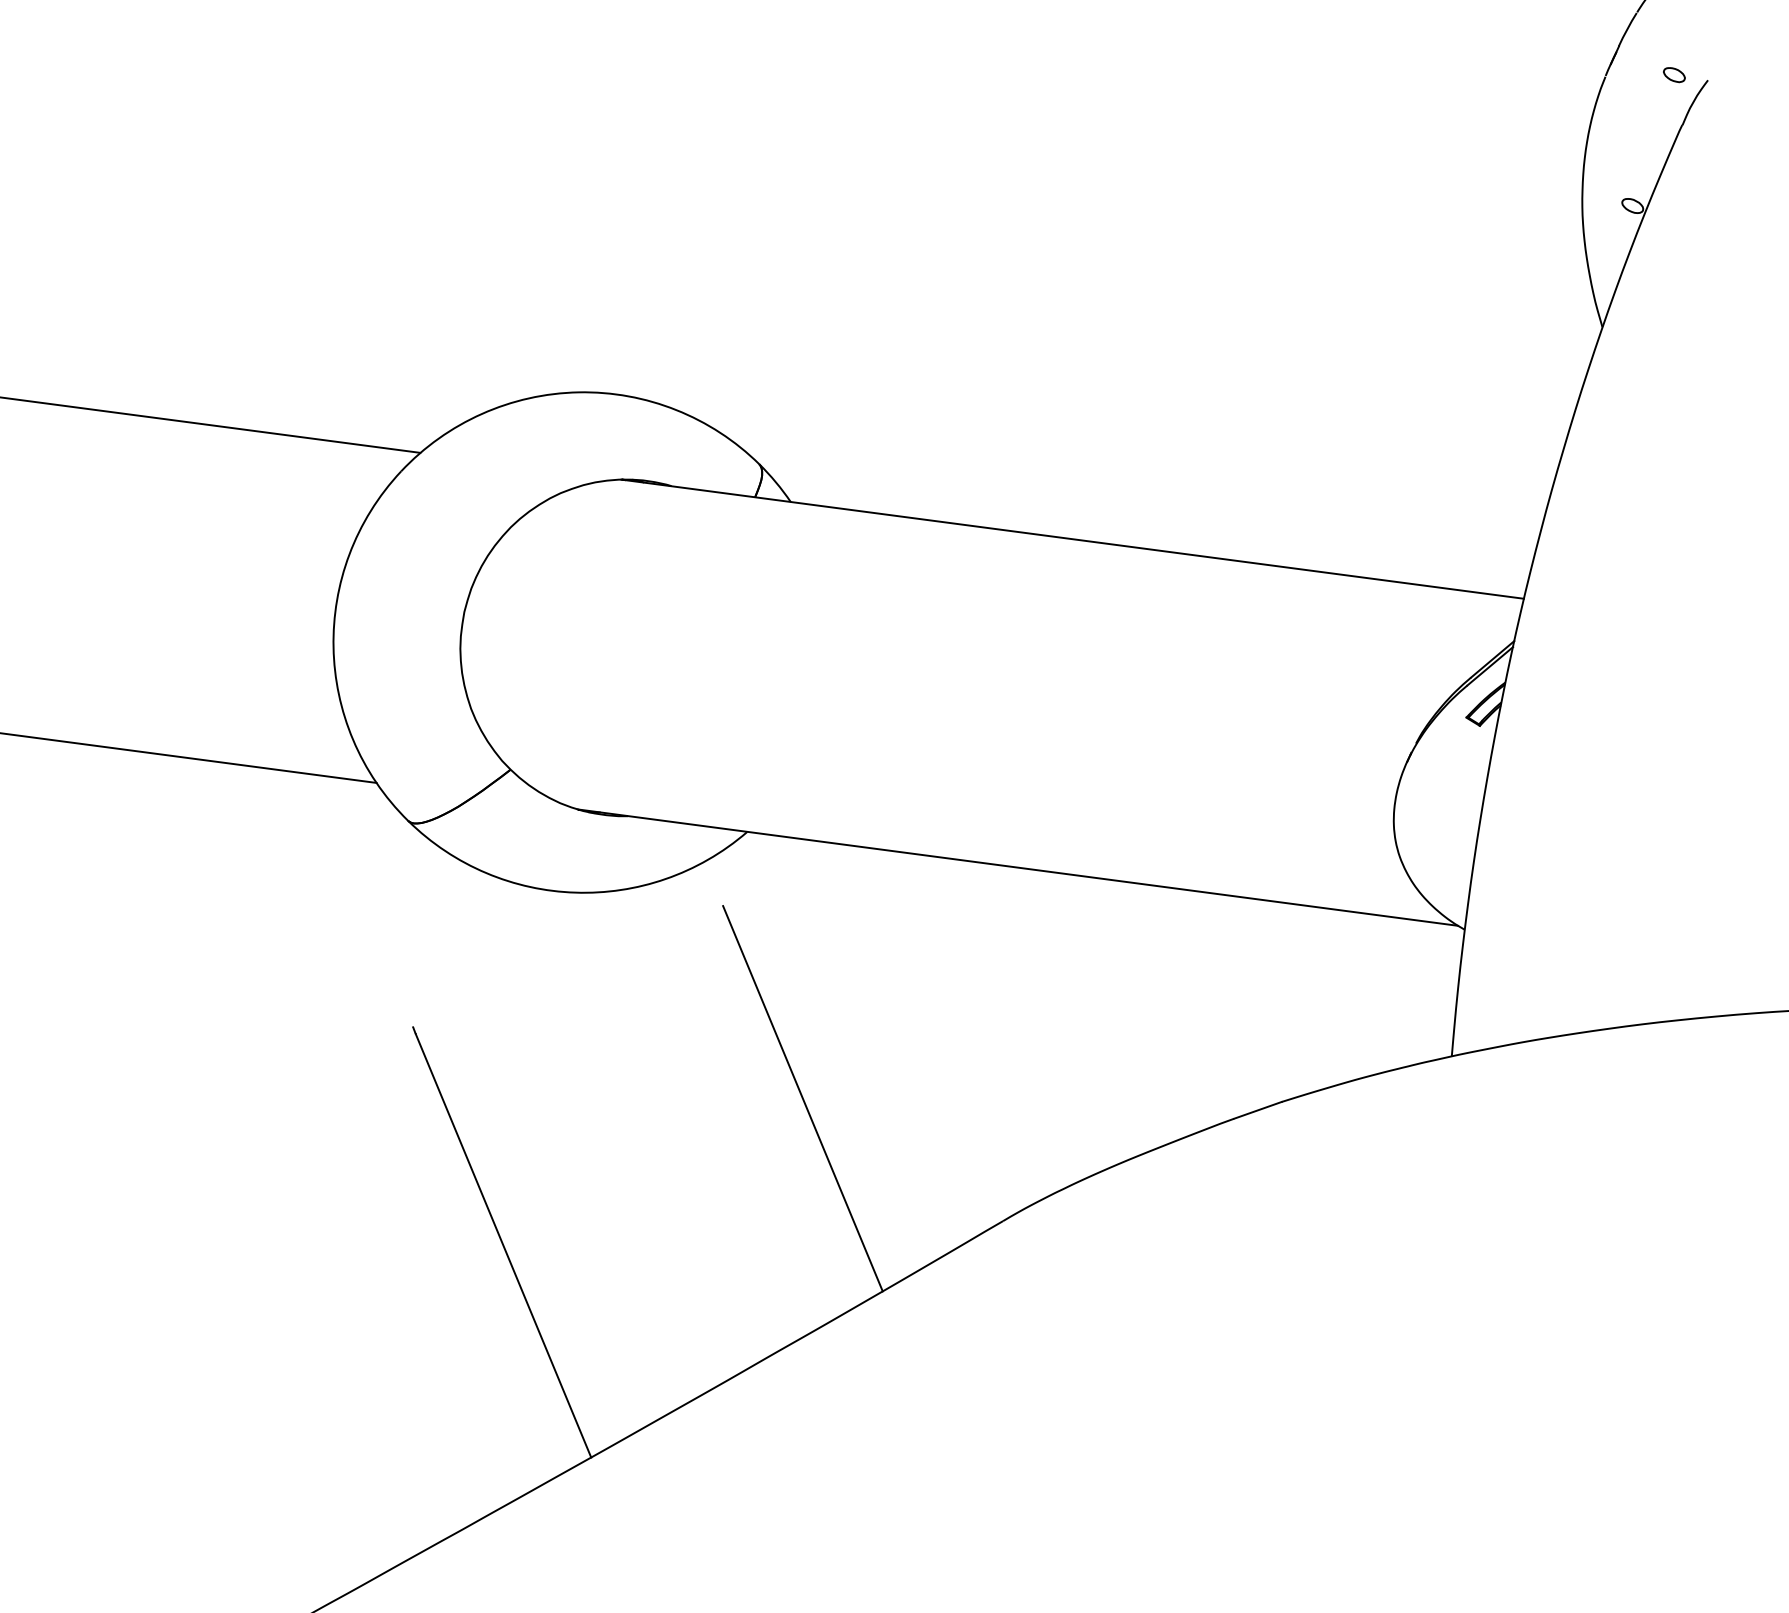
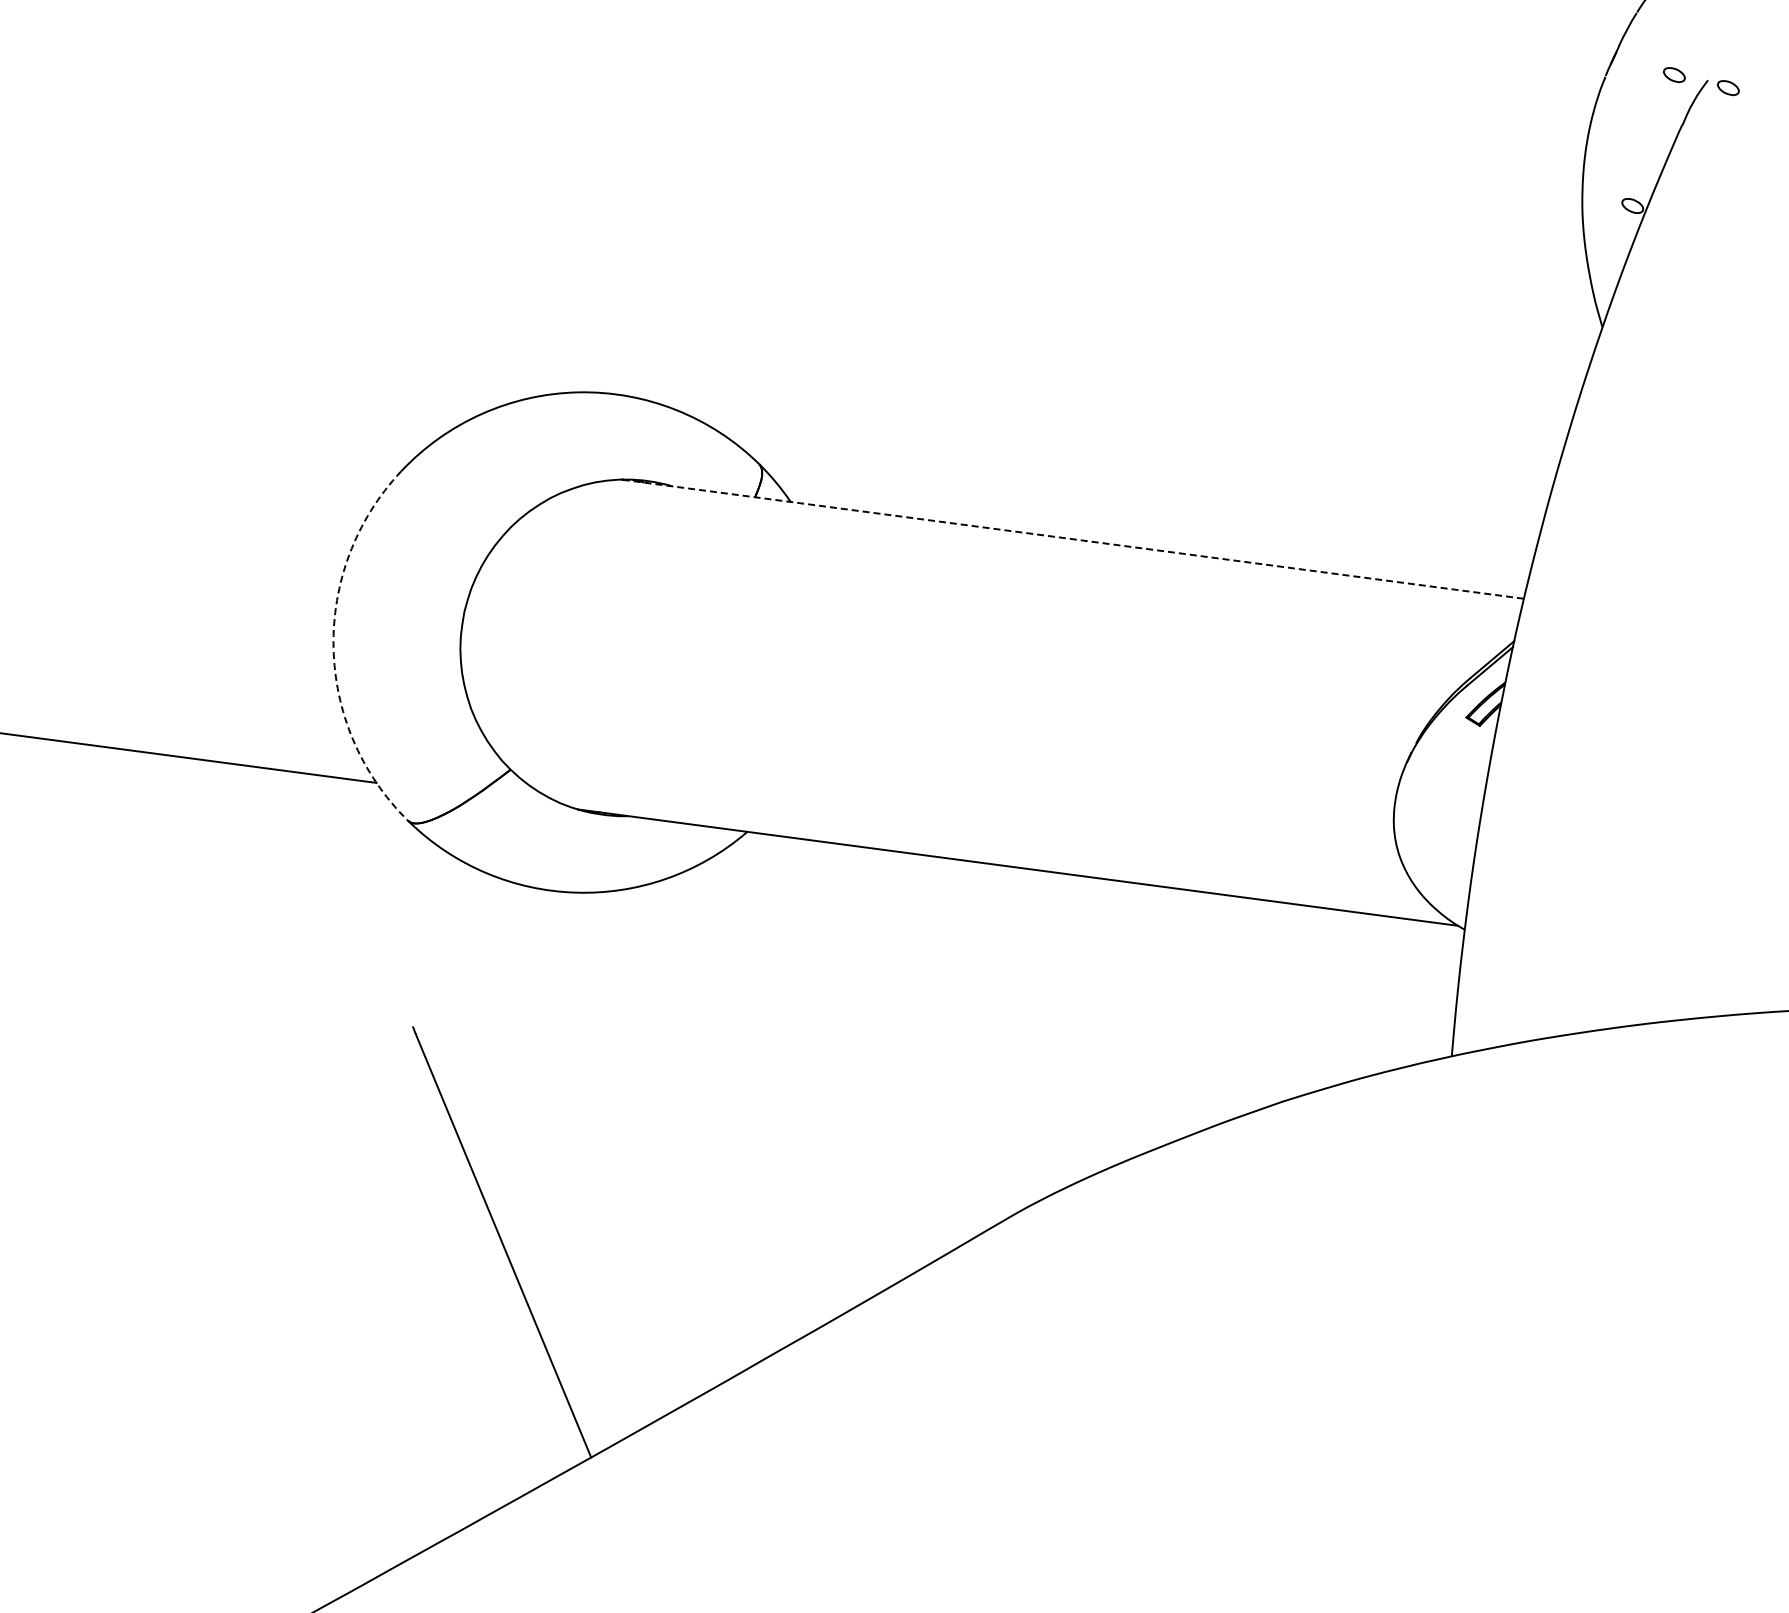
part: none -> present (1728, 88)
line: present -> none (211, 424)
line: solid -> dashed (1072, 539)
arc: solid -> dashed (333, 647)
line: present -> none (802, 1098)
